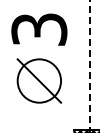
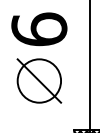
text: 3 -> 6 (39, 29)
line: dashed -> solid (89, 65)
